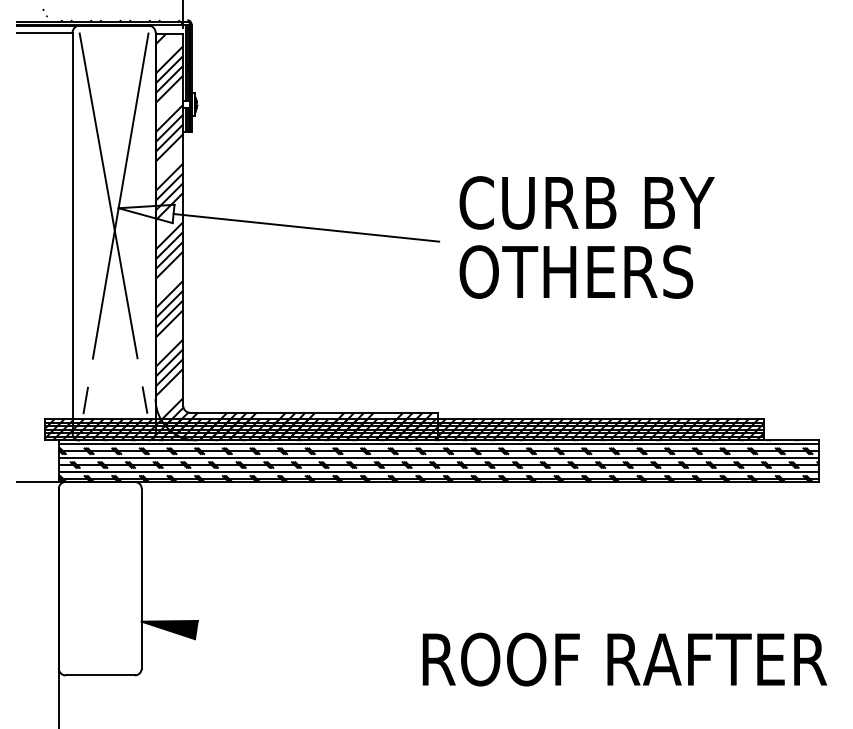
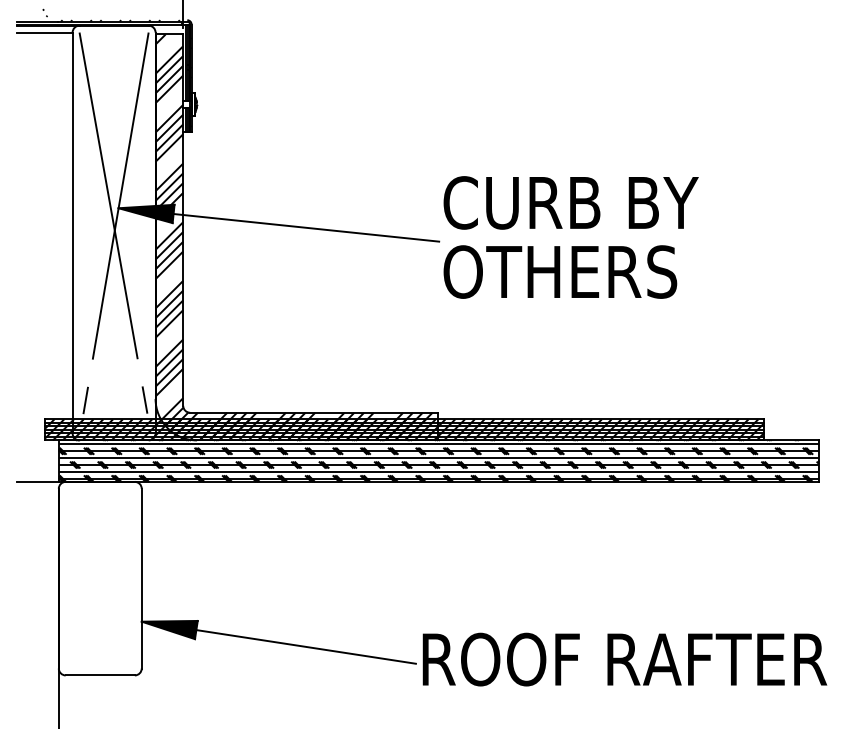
fill: none -> present (146, 213)
text position: (586, 237) -> (570, 237) (570, 237)
line: none -> present (305, 646)
